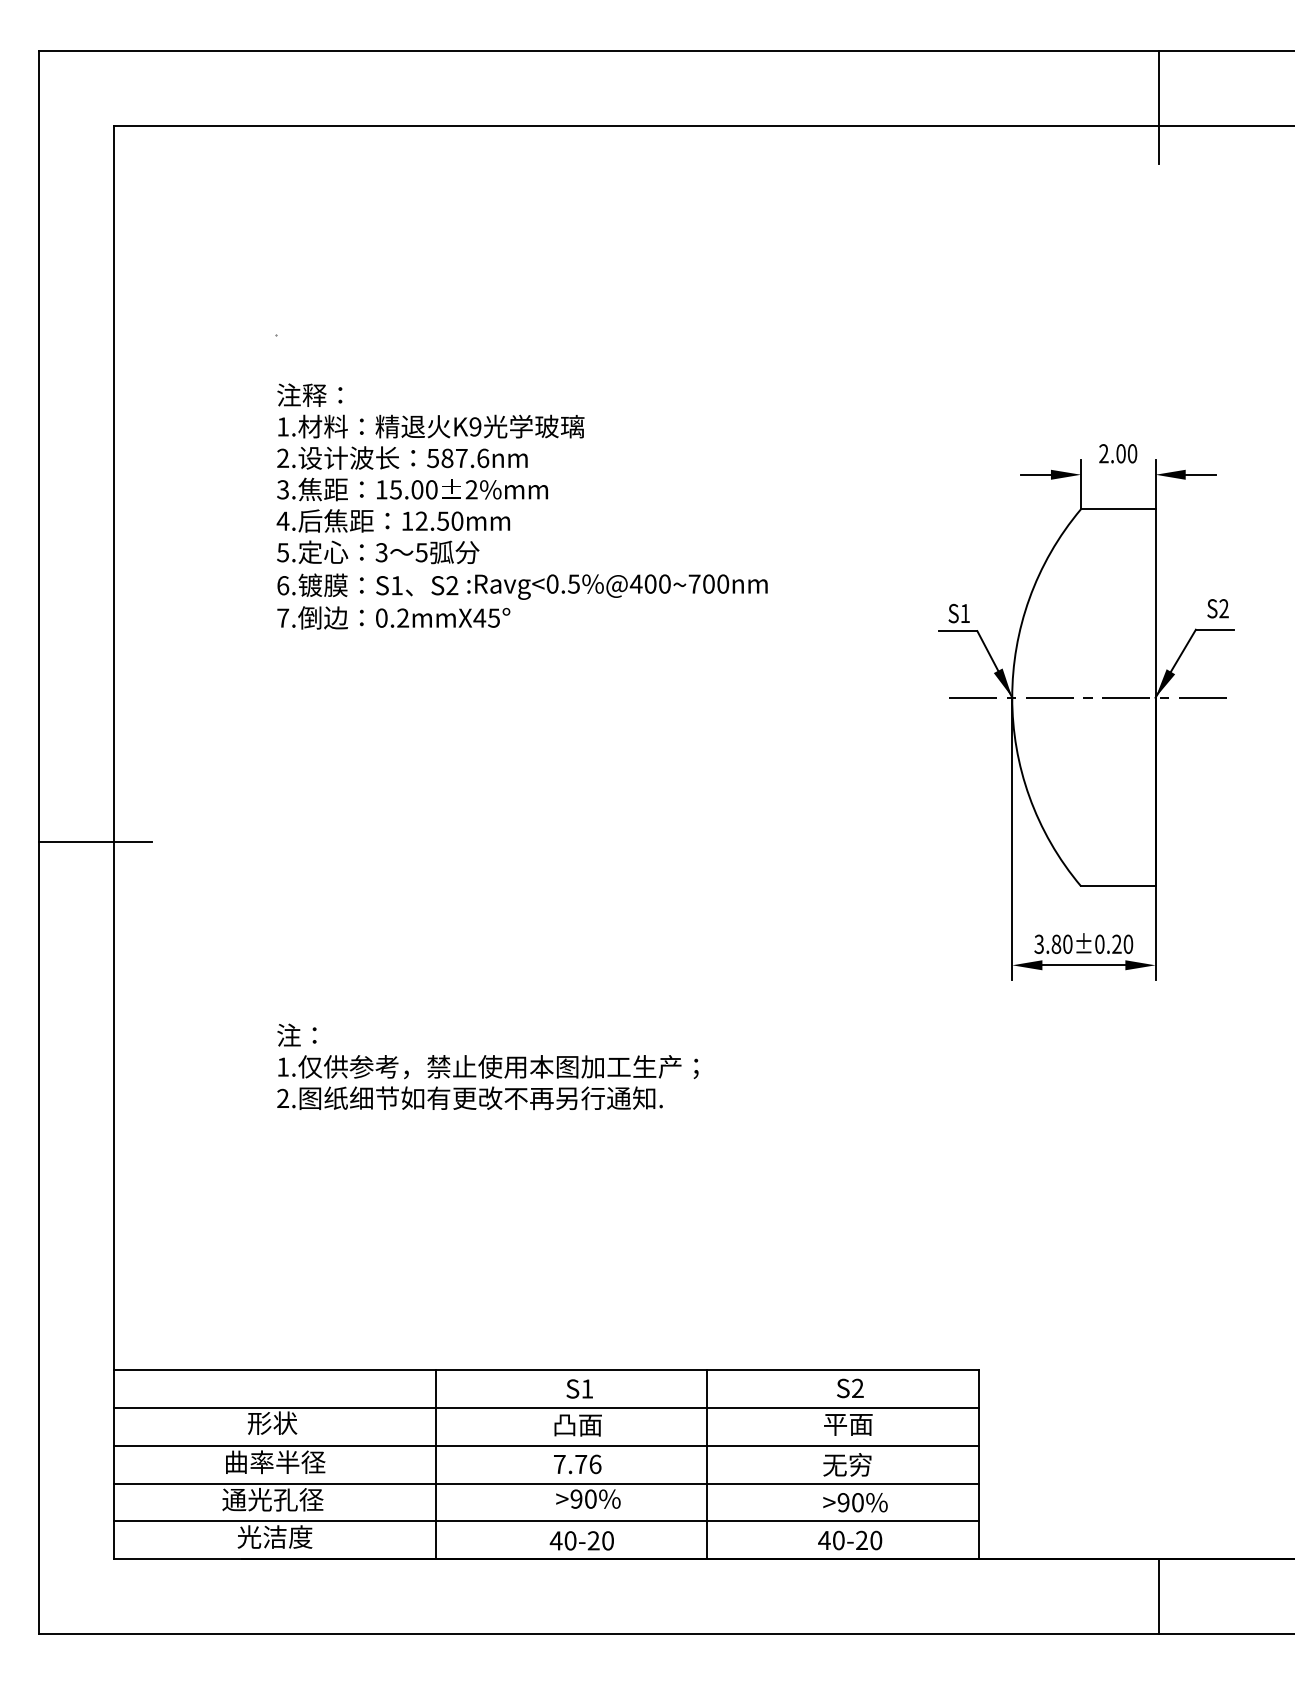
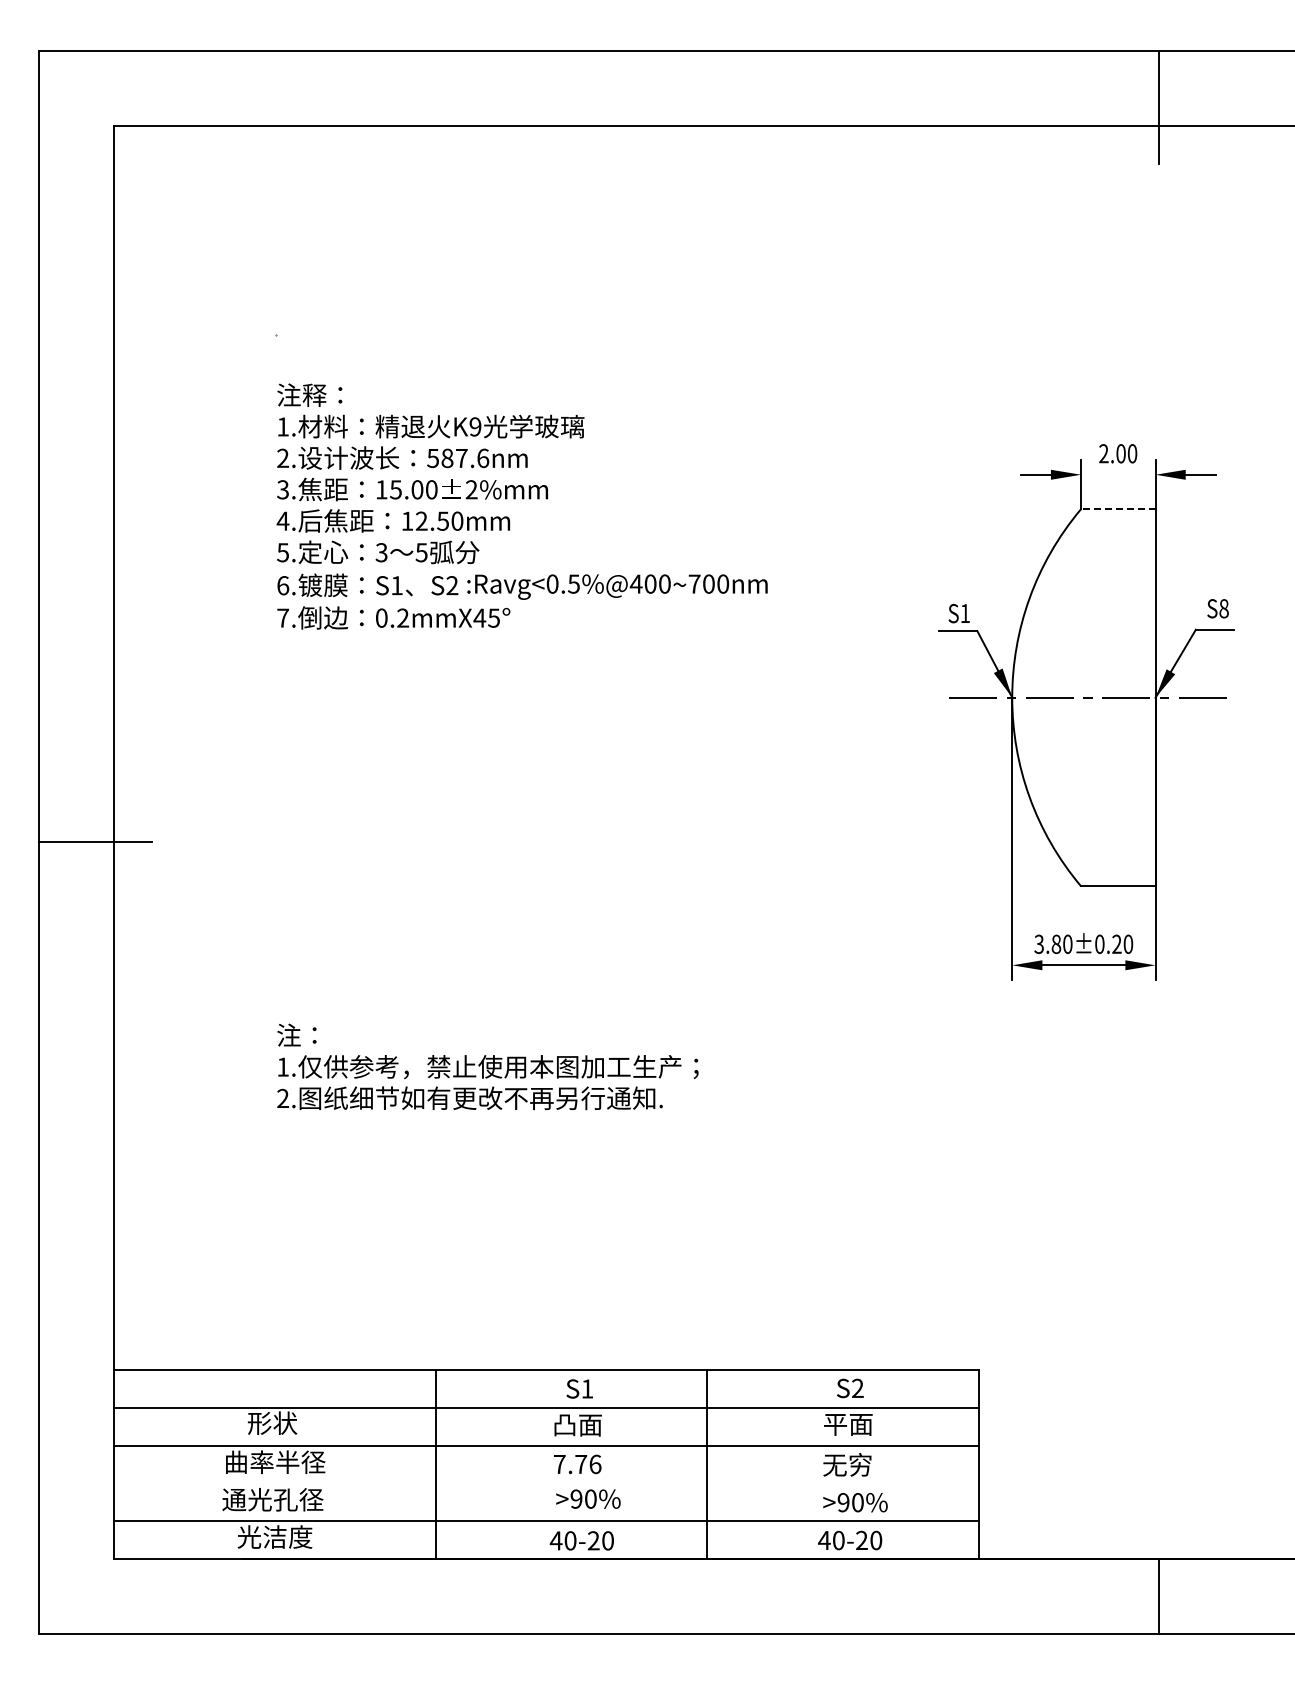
line: solid -> dashed (1117, 509)
text: S2 -> S8 (1223, 608)
line: present -> none (546, 1483)
